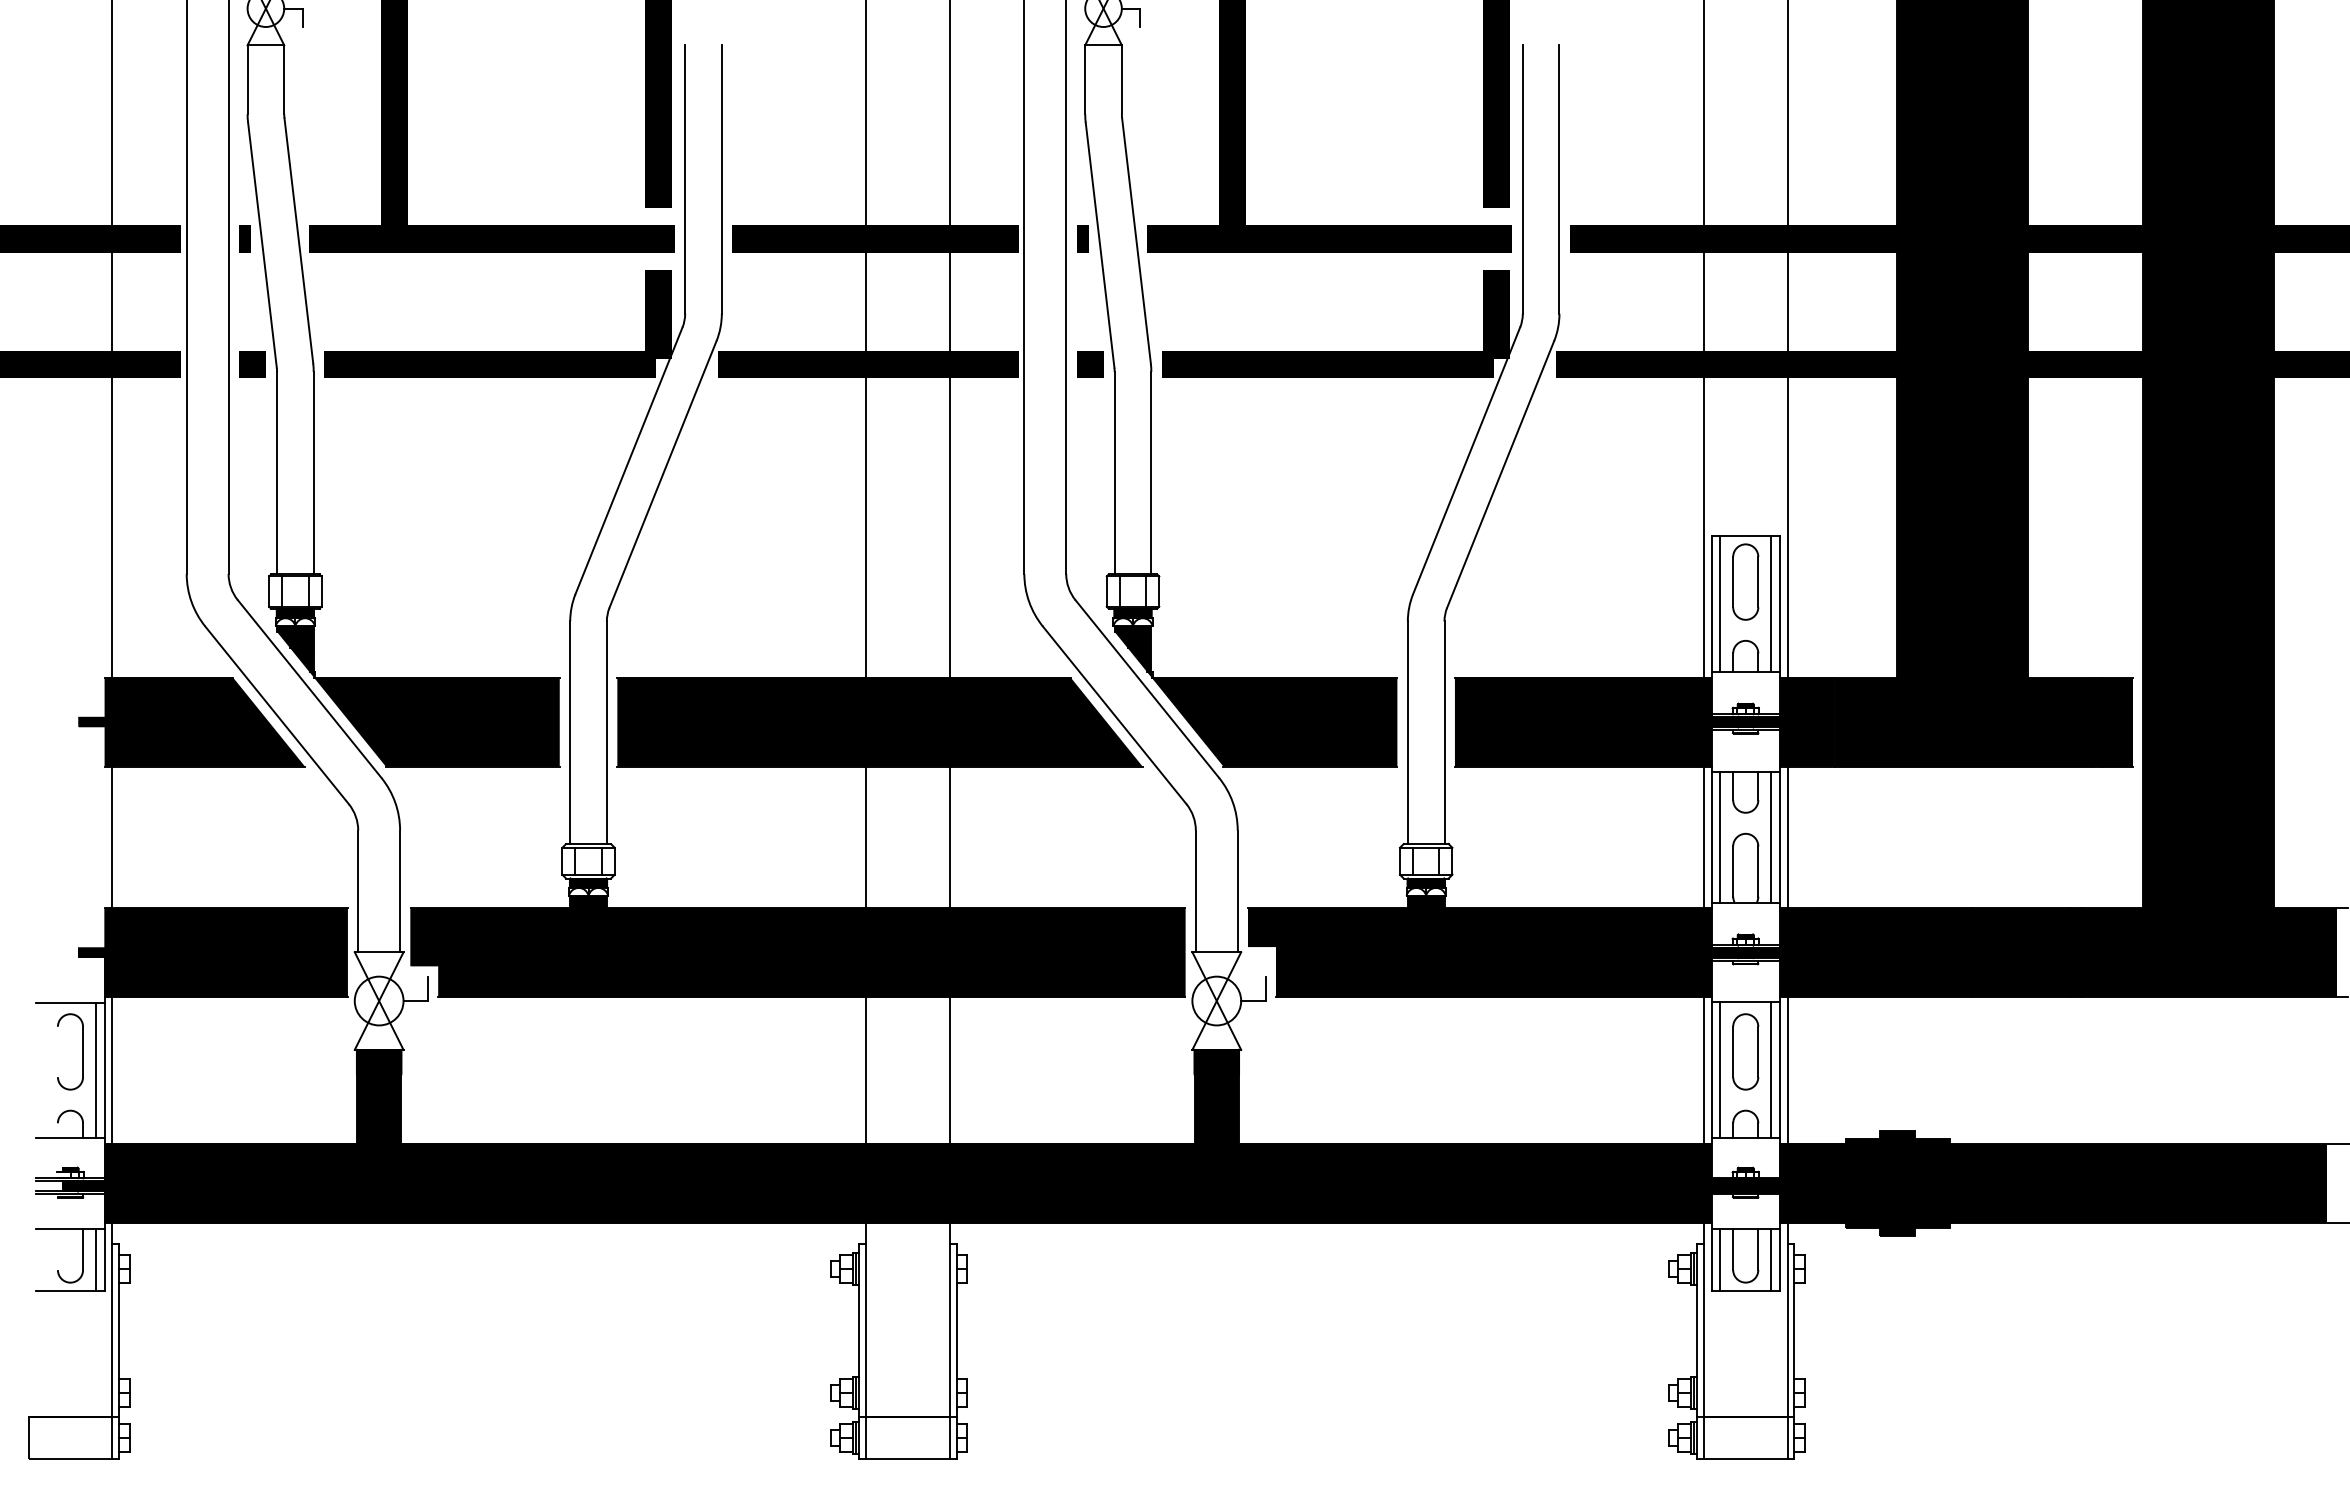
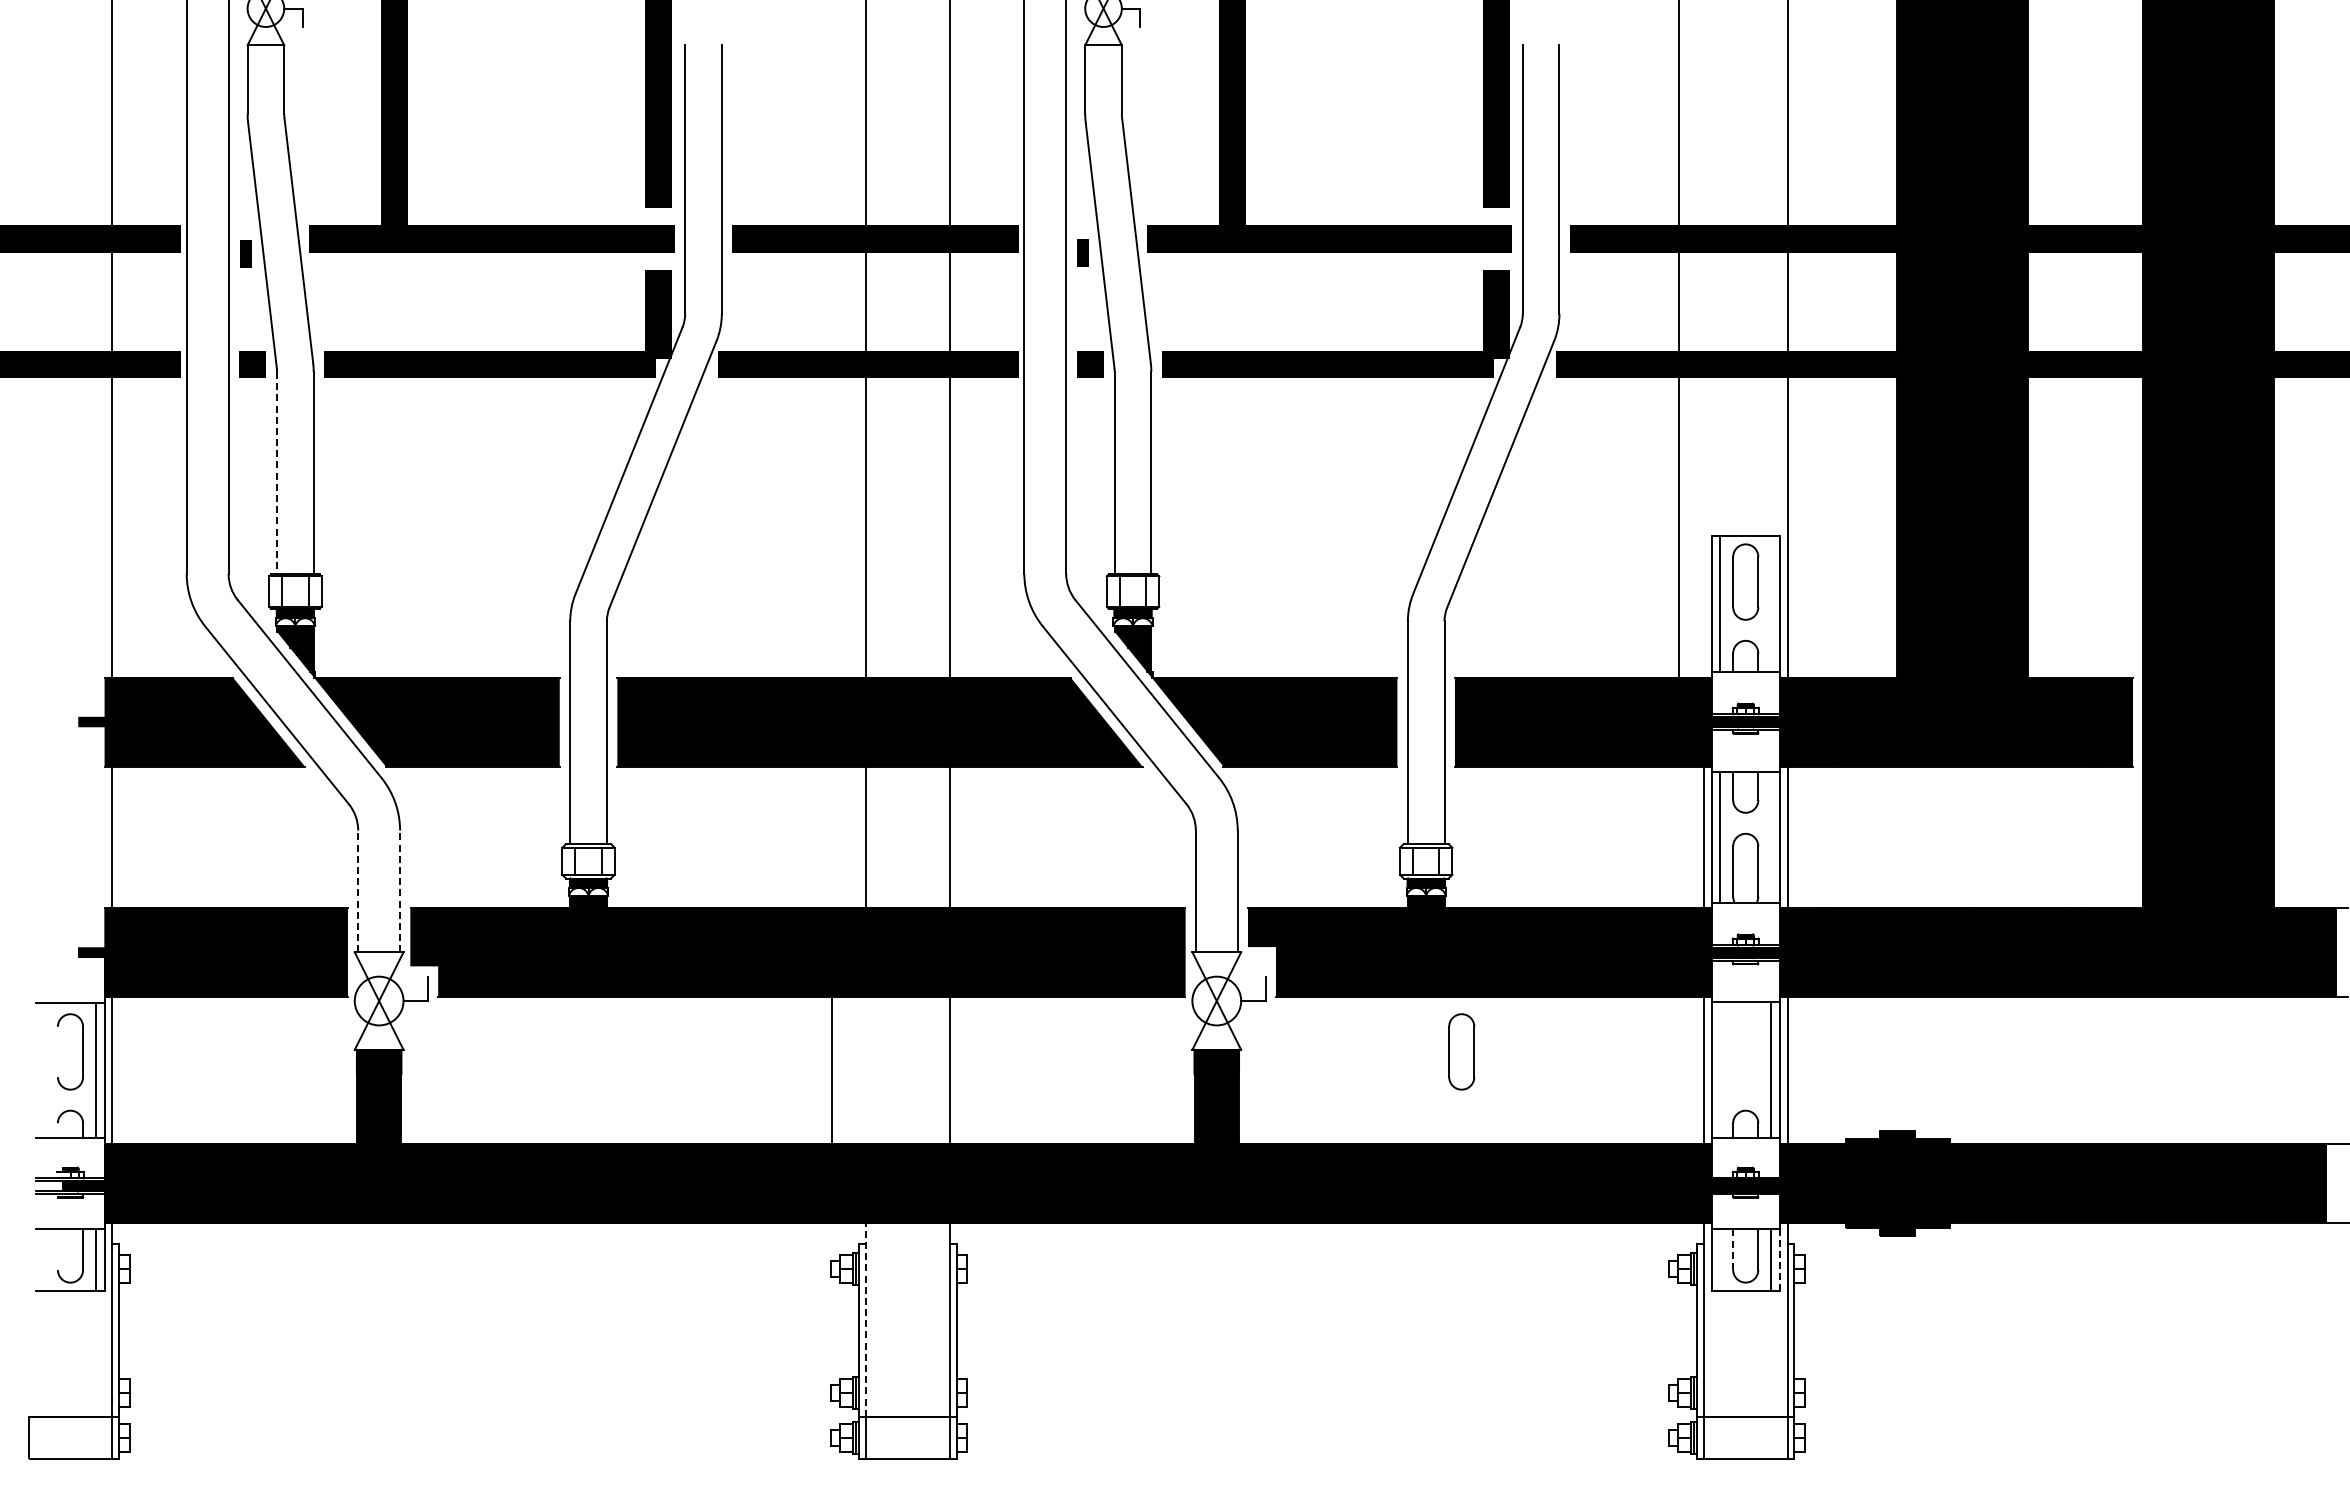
line position: (244, 238) -> (245, 253) (245, 253)
line position: (1082, 238) -> (1082, 252) (1082, 252)
line position: (1703, 339) -> (1678, 339) (1678, 339)
line: solid -> dashed (277, 473)
line: present -> none (1771, 603)
line: present -> none (1771, 837)
line: solid -> dashed (358, 891)
line: solid -> dashed (400, 891)
part position: (1745, 1051) -> (1461, 1051) (1461, 1051)
line position: (866, 1070) -> (832, 1070) (832, 1070)
line: present -> none (1720, 1070)
line: solid -> dashed (1733, 1249)
line: present -> none (1720, 1259)
line: solid -> dashed (1779, 1260)
line: solid -> dashed (866, 1320)
